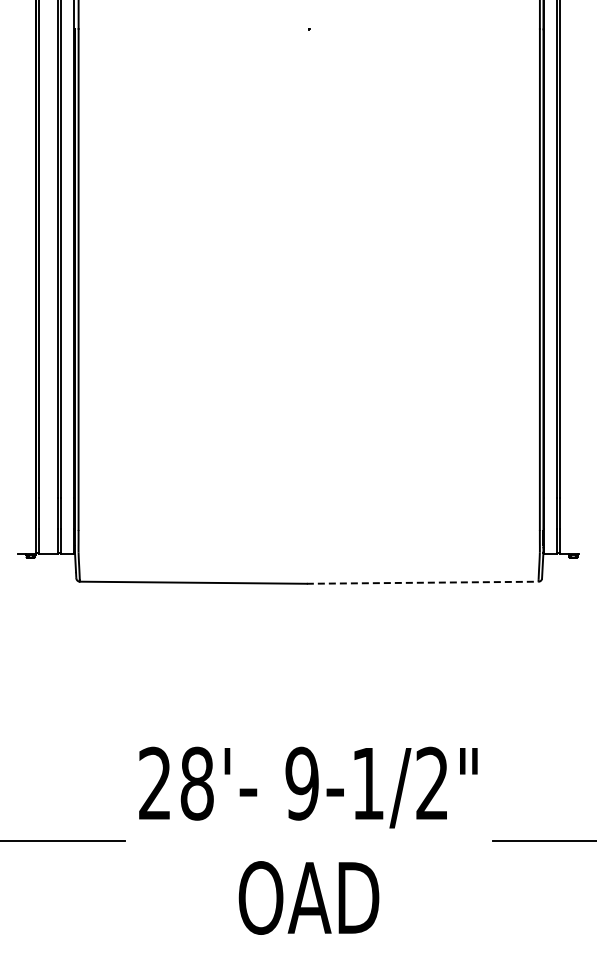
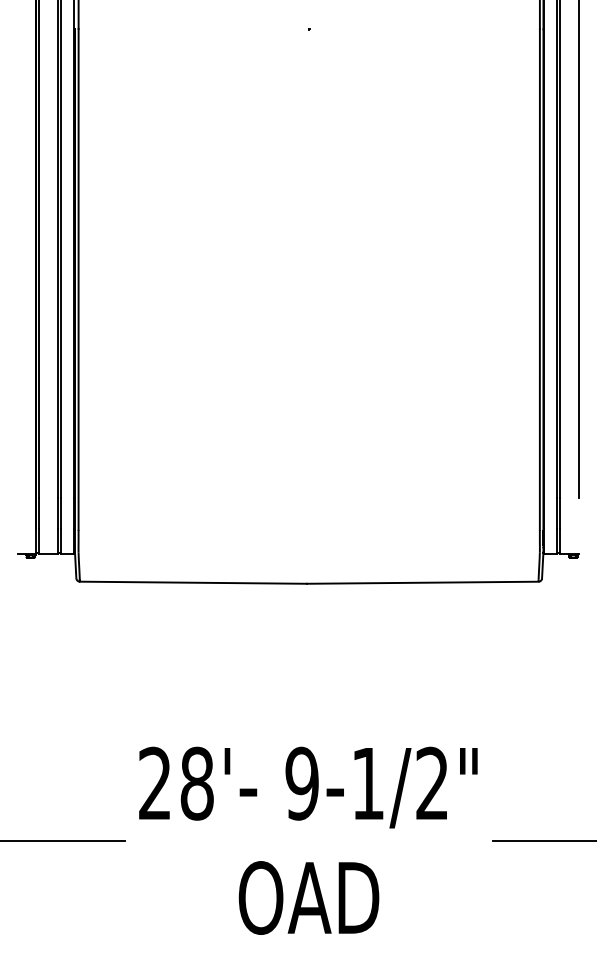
line: none -> present (579, 250)
line: dashed -> solid (422, 582)
